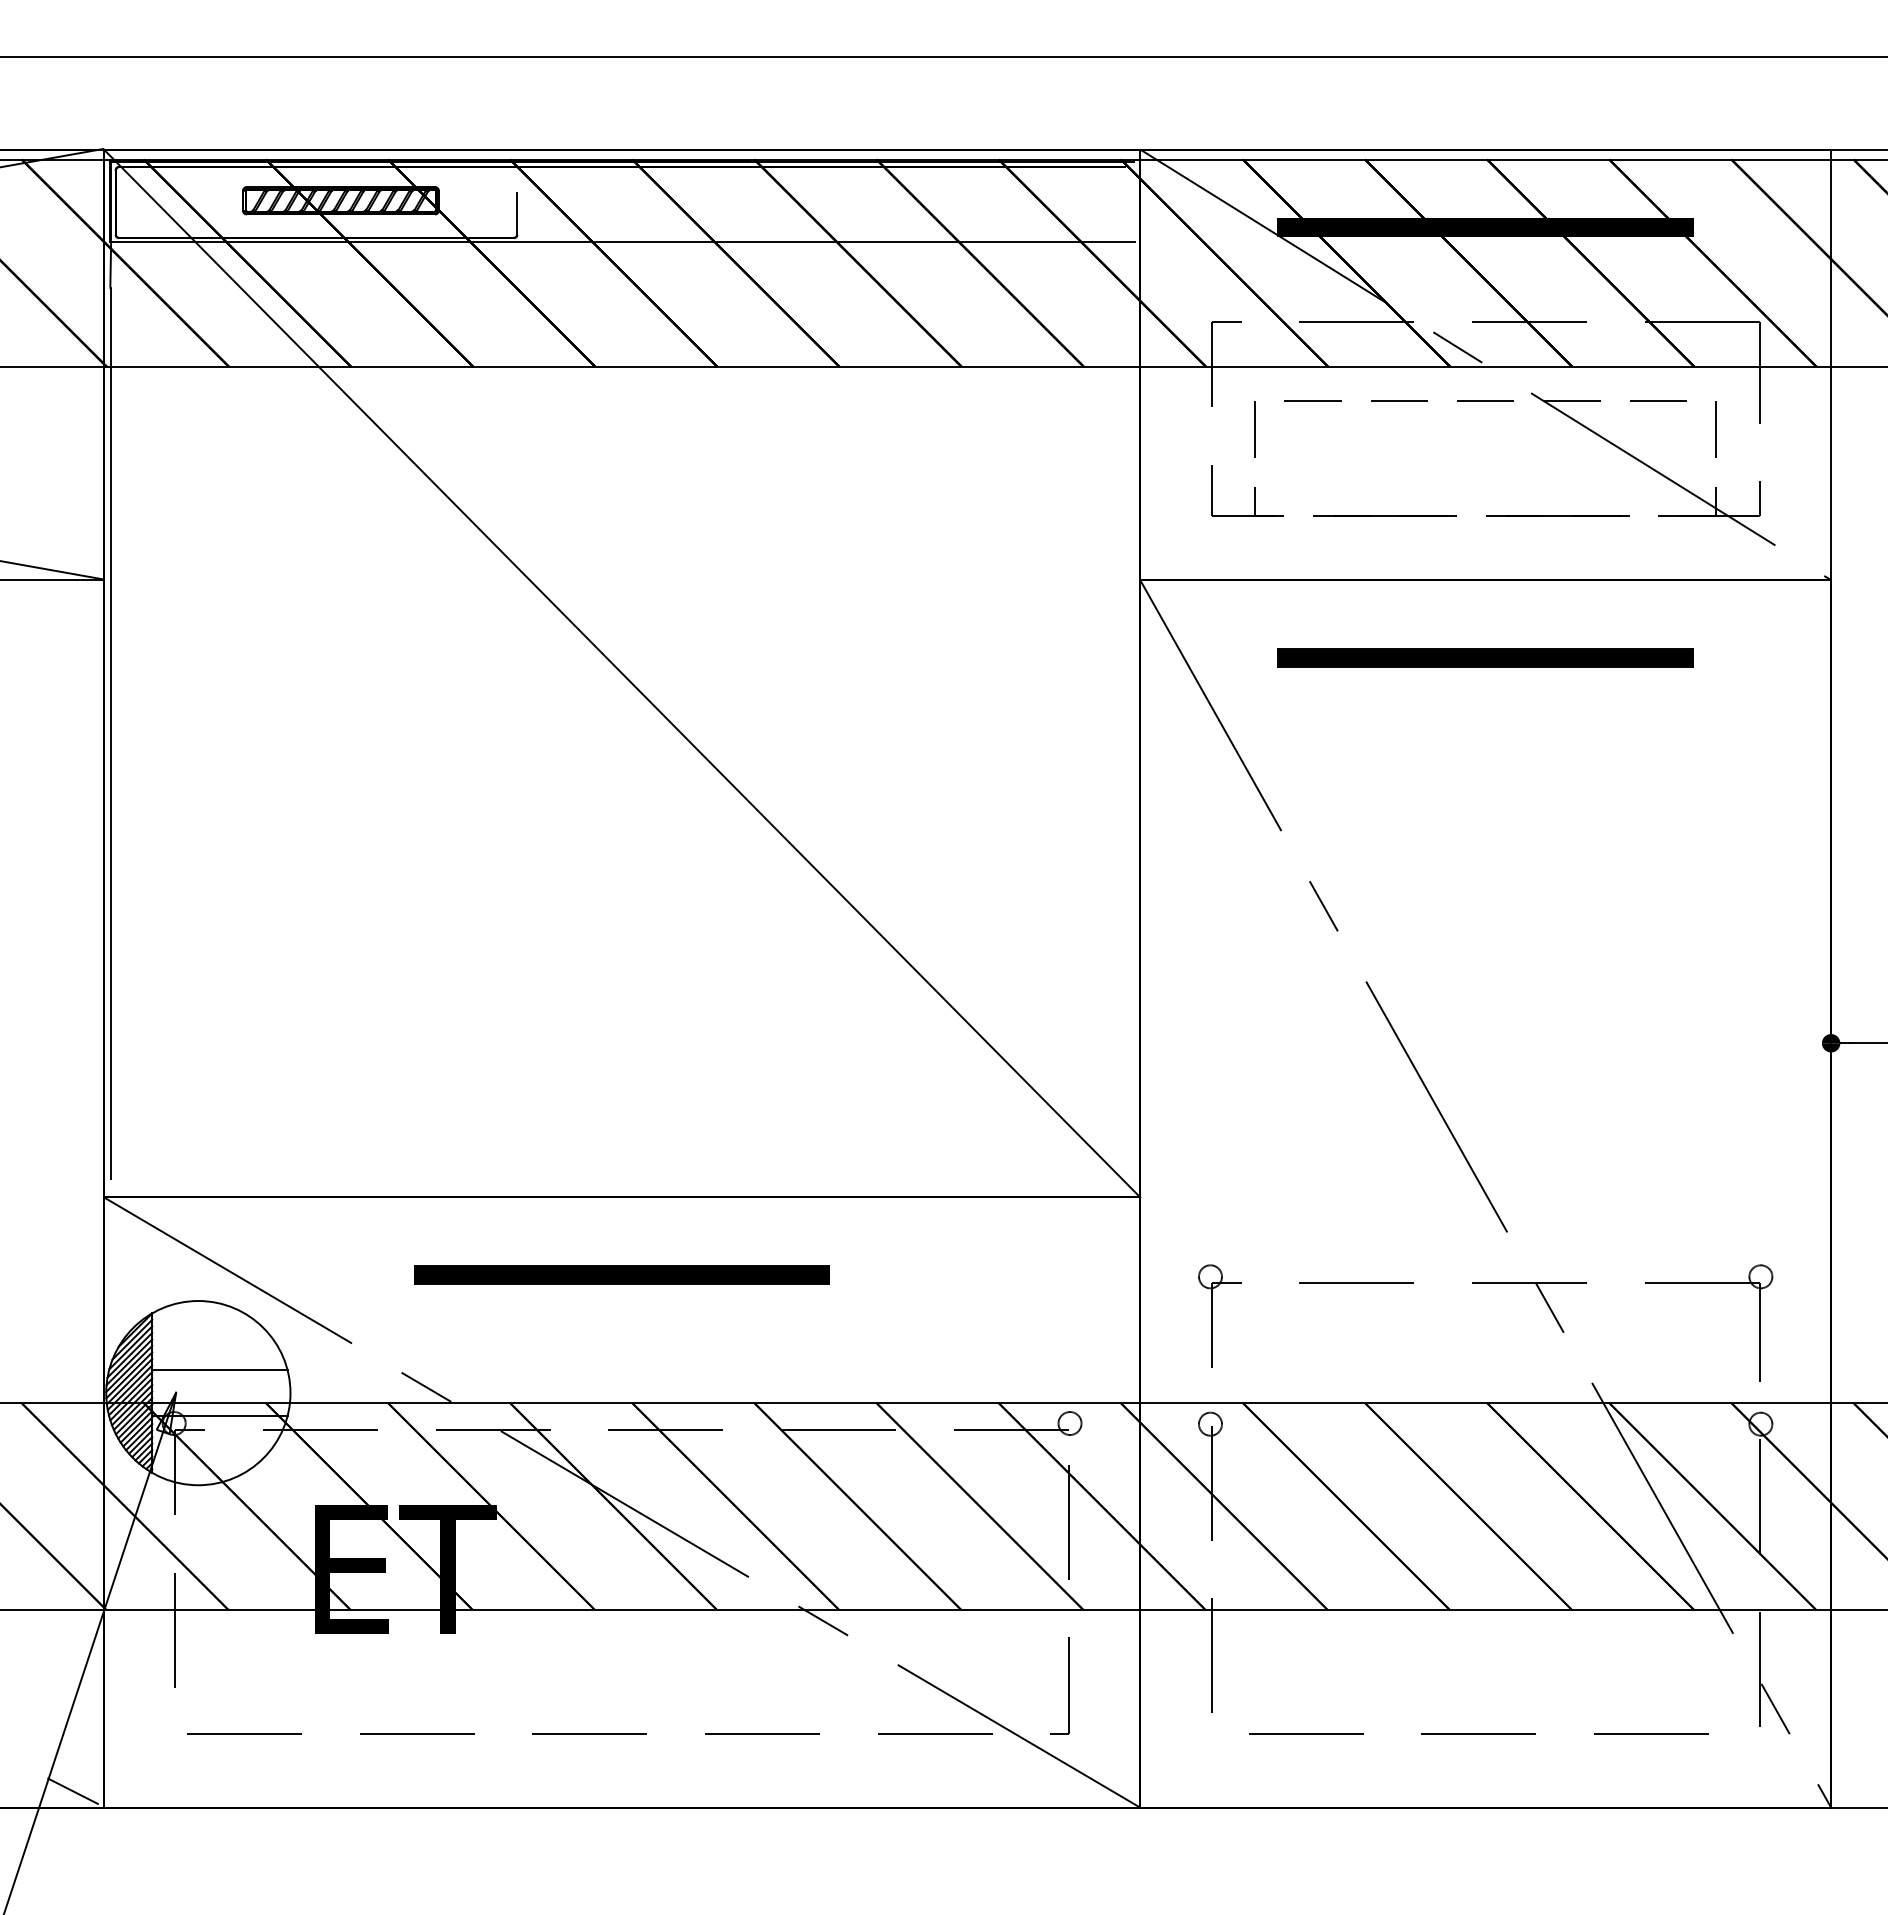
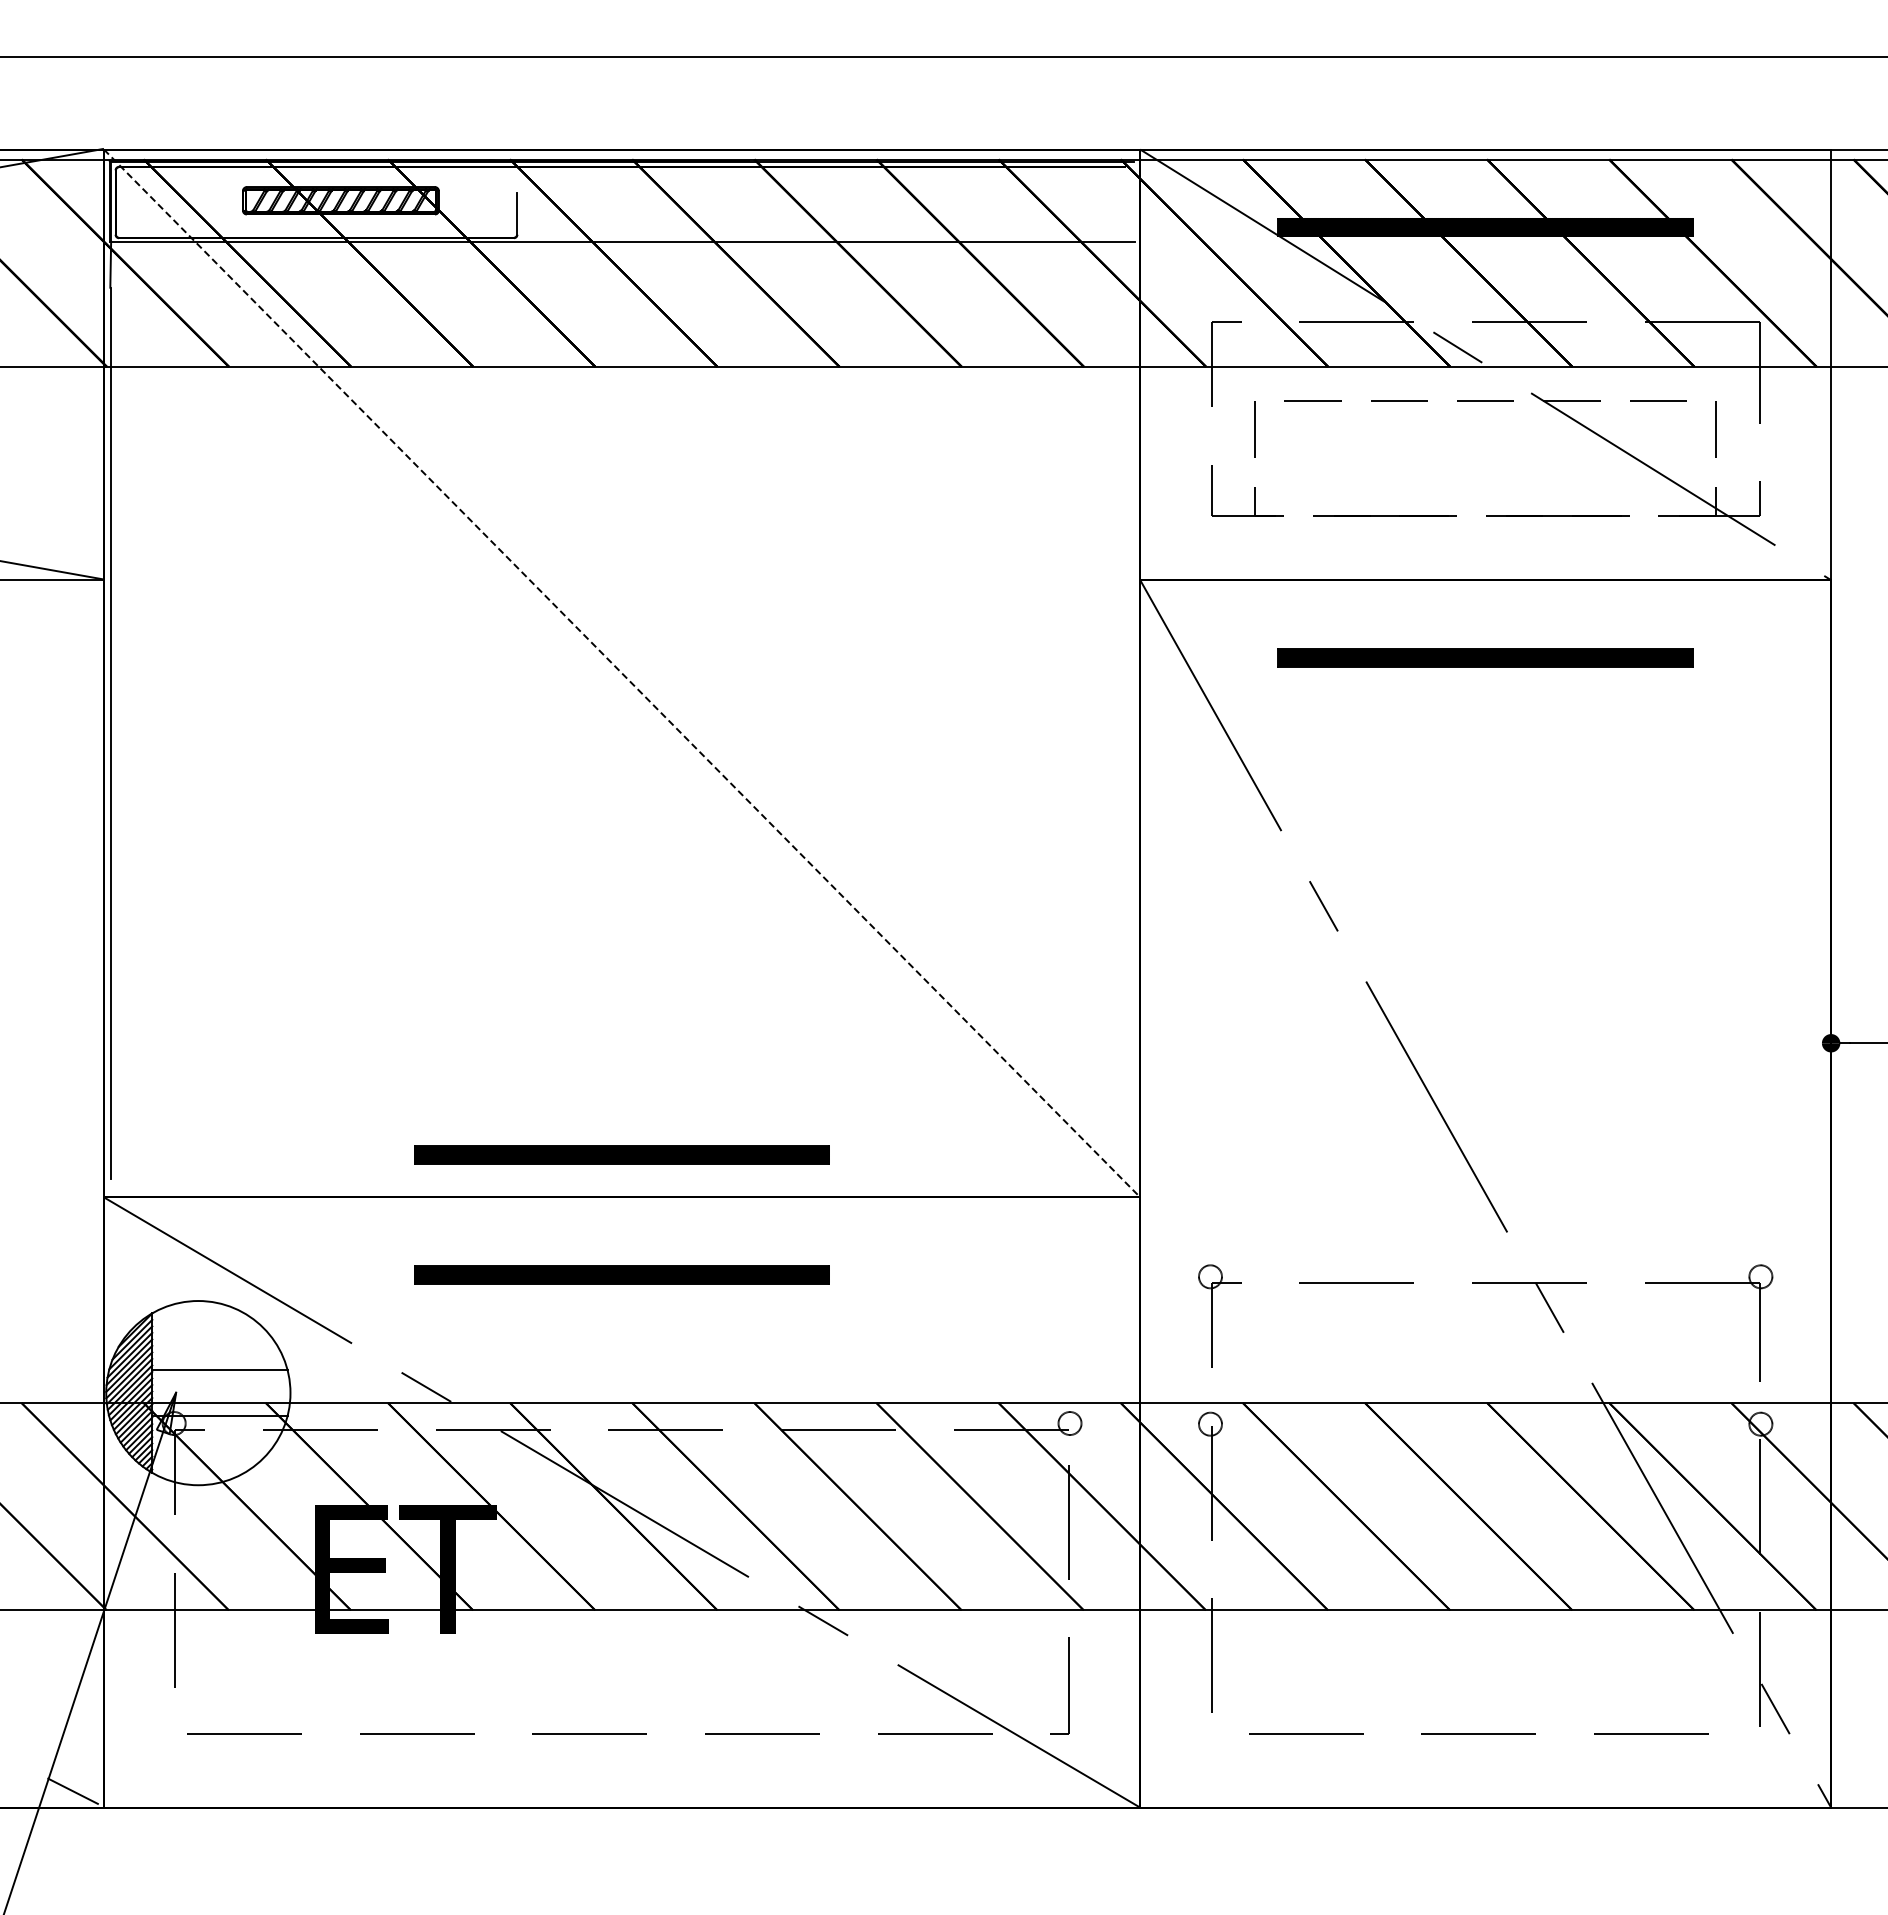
line: solid -> dashed (622, 673)
part: none -> present (621, 1154)
